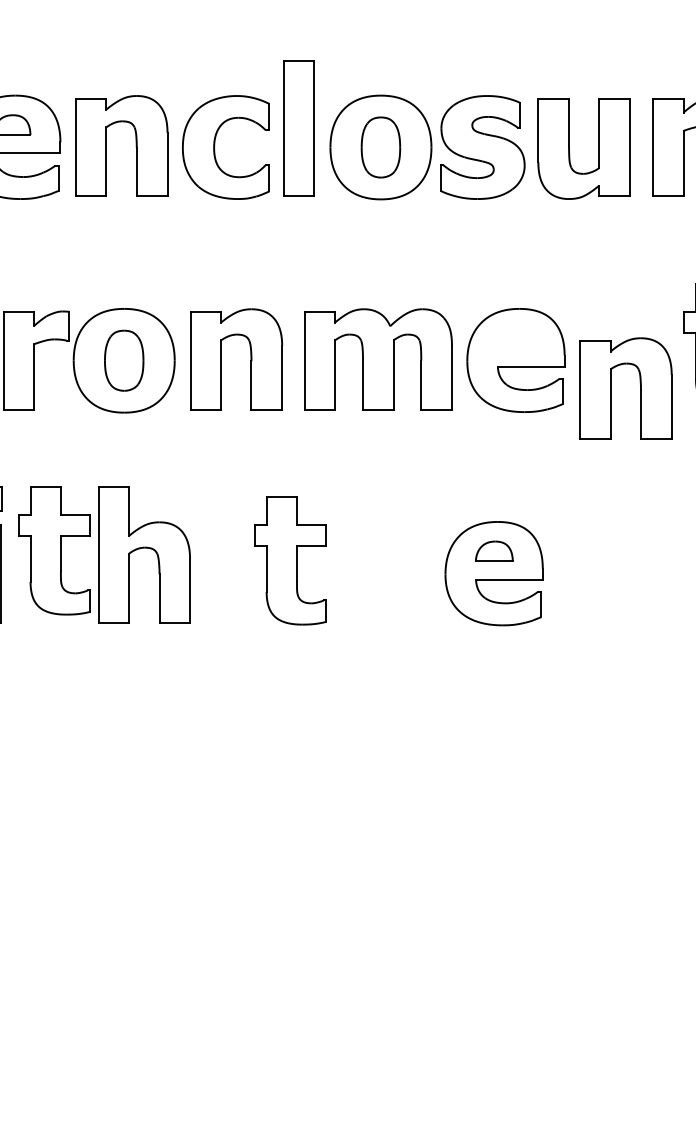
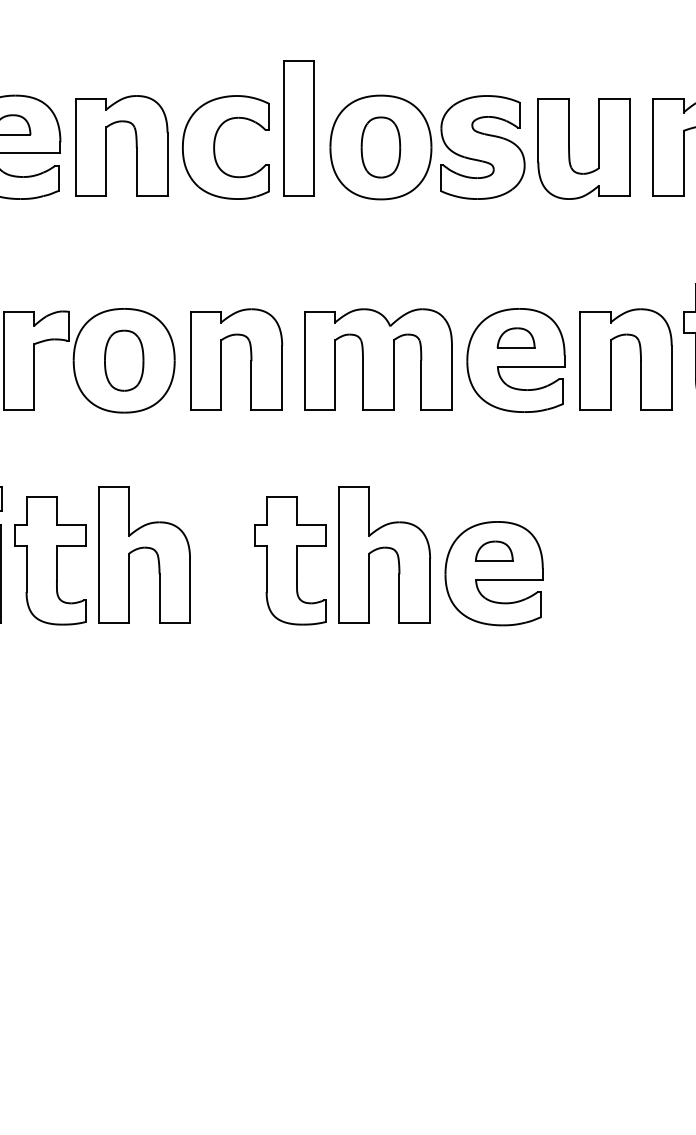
part: none -> present (515, 337)
part position: (611, 388) -> (611, 359) (611, 359)
part position: (54, 550) -> (50, 560) (50, 560)
part: none -> present (384, 554)
